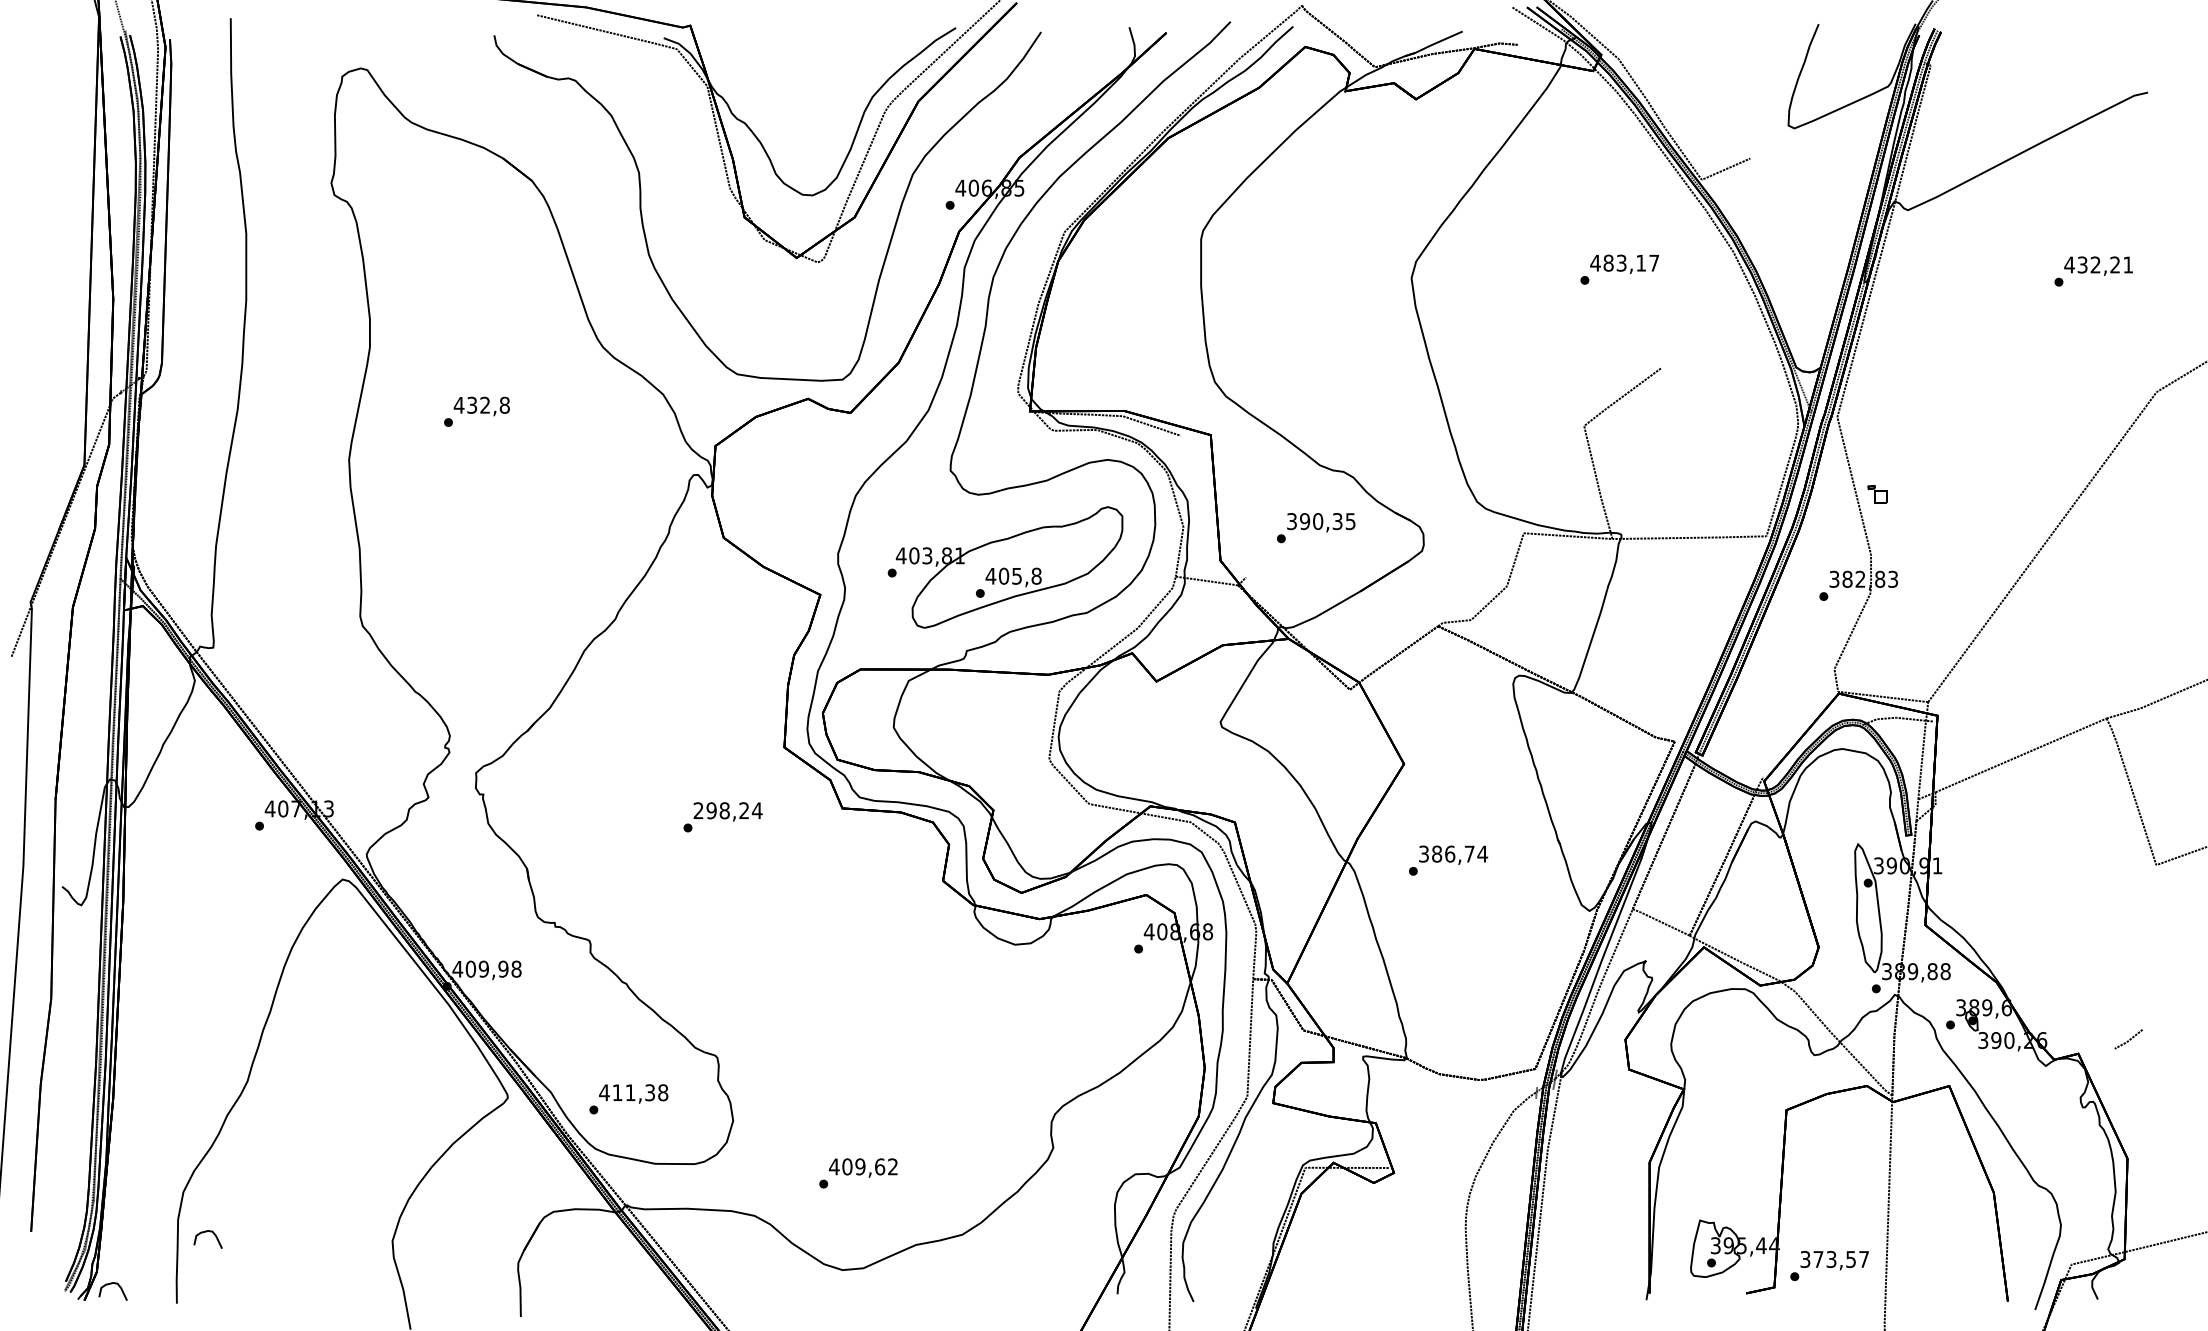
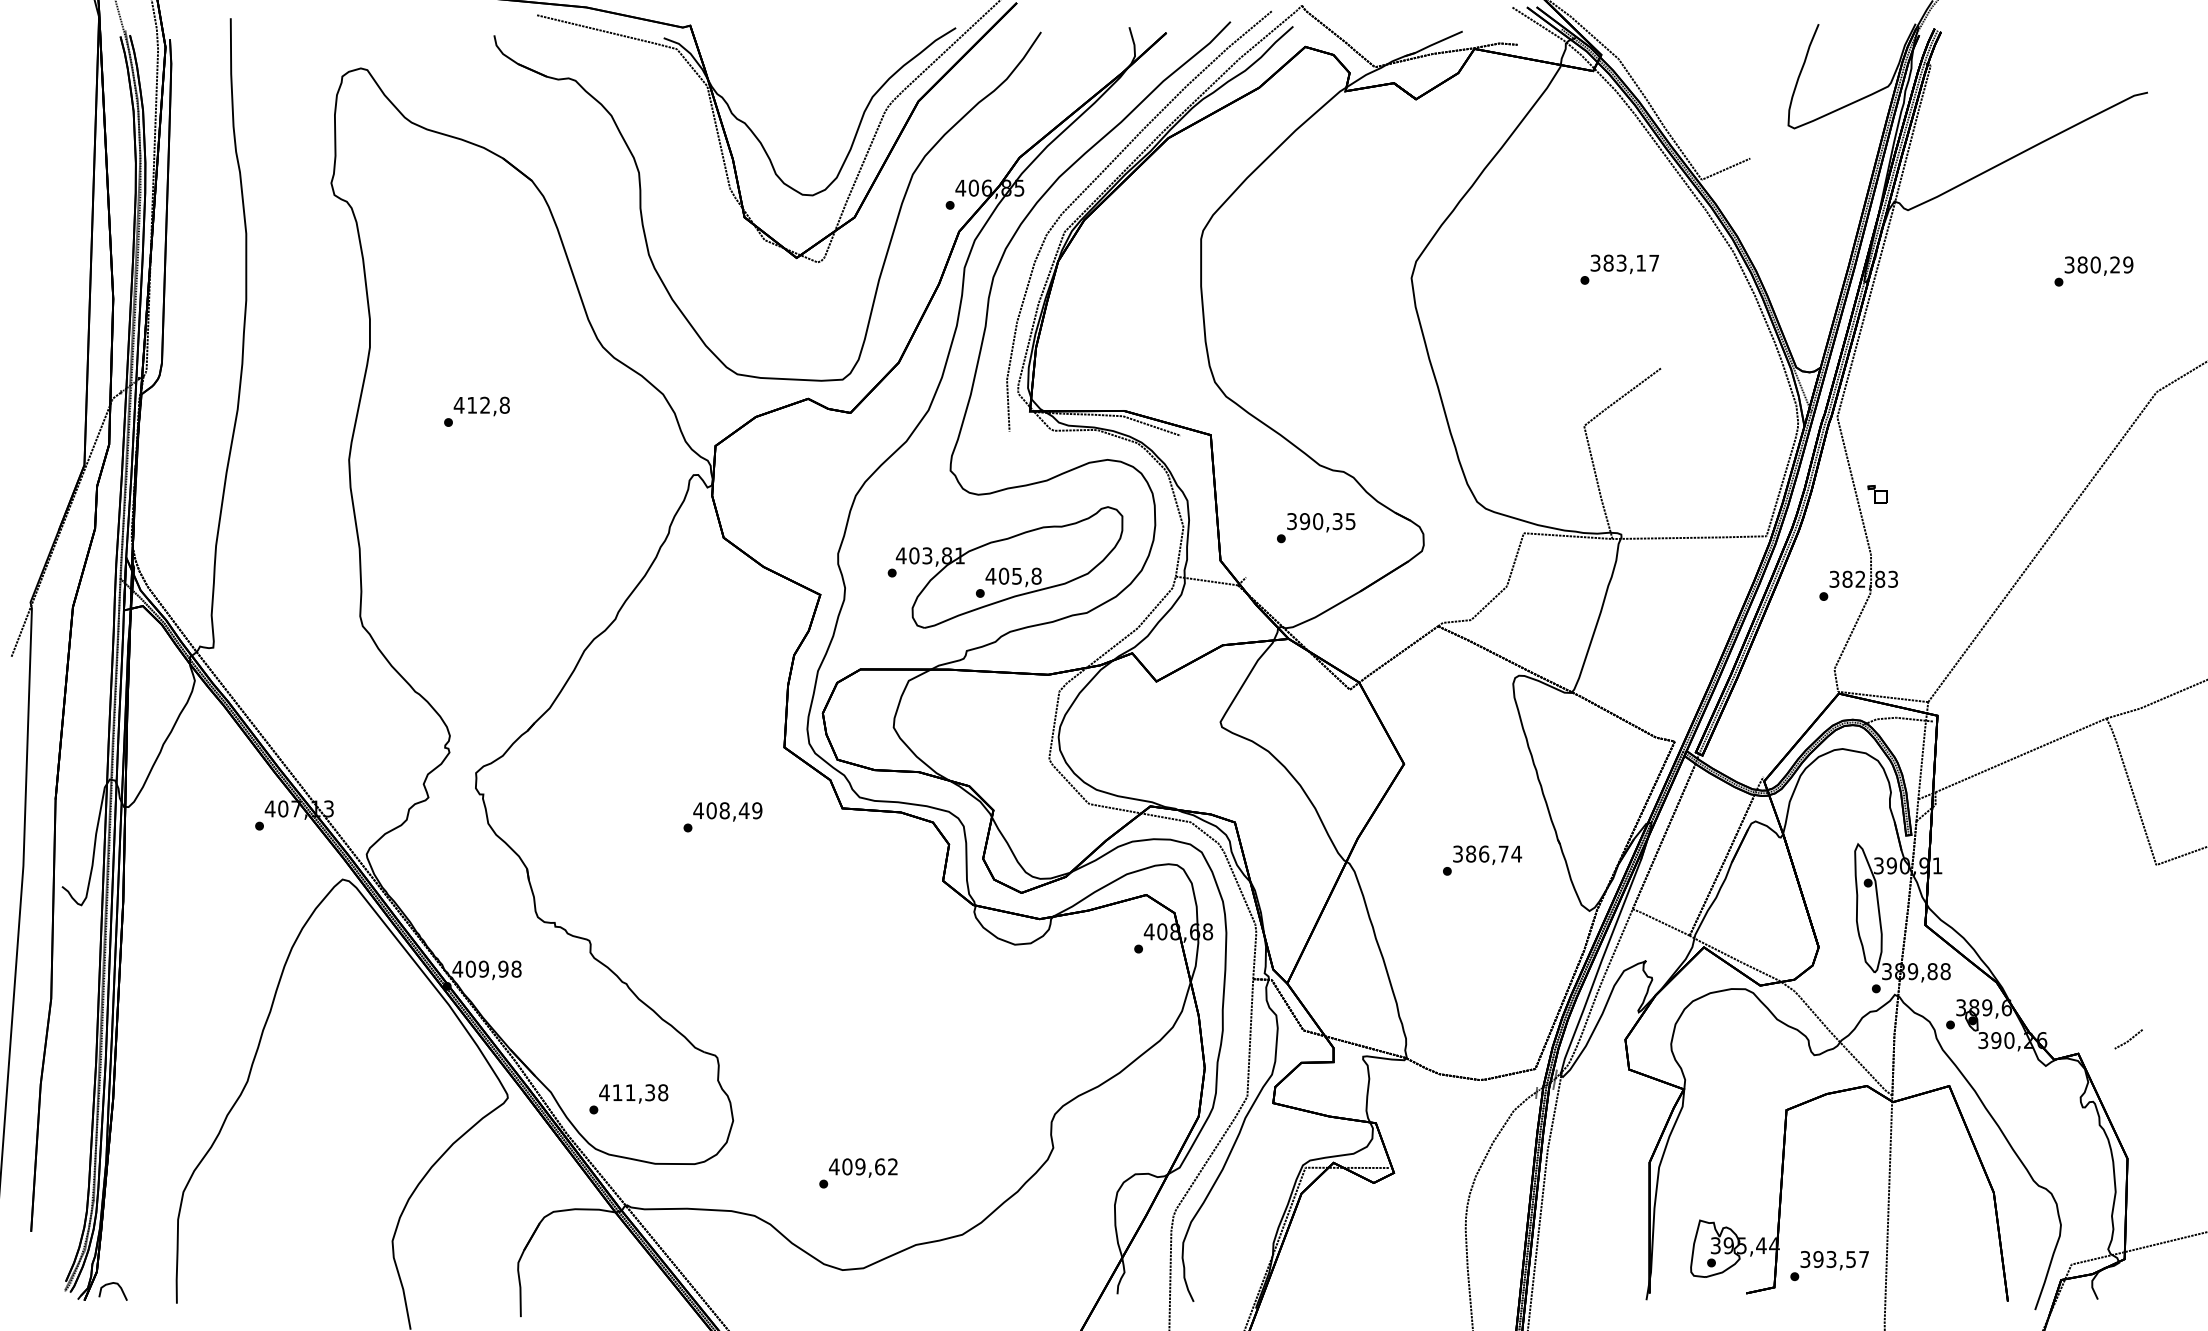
curve: none -> present (1096, 179)
text: 483,17 -> 383,17 (1595, 262)
text: 432,21 -> 380,29 (2098, 264)
text: 432,8 -> 412,8 (472, 404)
text: 298,24 -> 408,49 (727, 810)
text position: (1448, 860) -> (1482, 860) (1482, 860)
curve: present -> none (206, 1232)
text: 373,57 -> 393,57 (1818, 1259)
